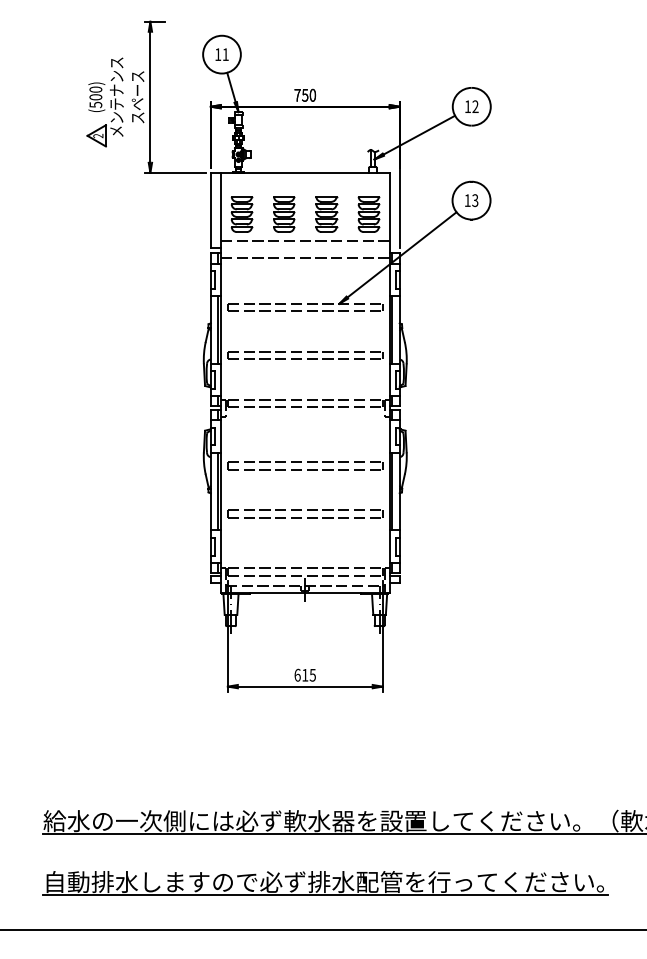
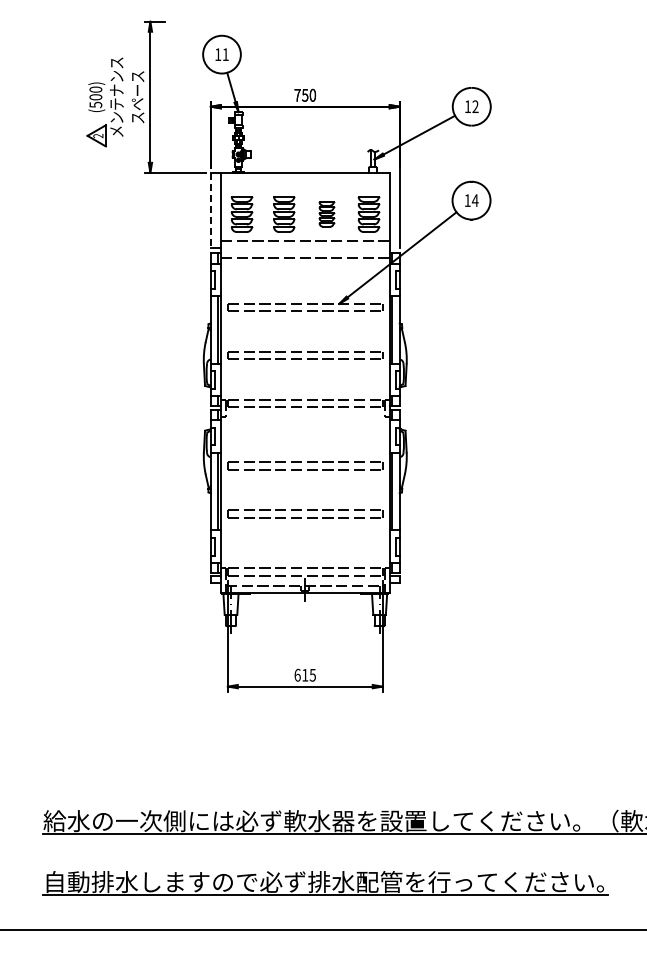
text: 13 -> 14 (474, 200)
line: solid -> dashed (210, 210)
part size: 24x37 px -> 18x27 px (326, 214)
